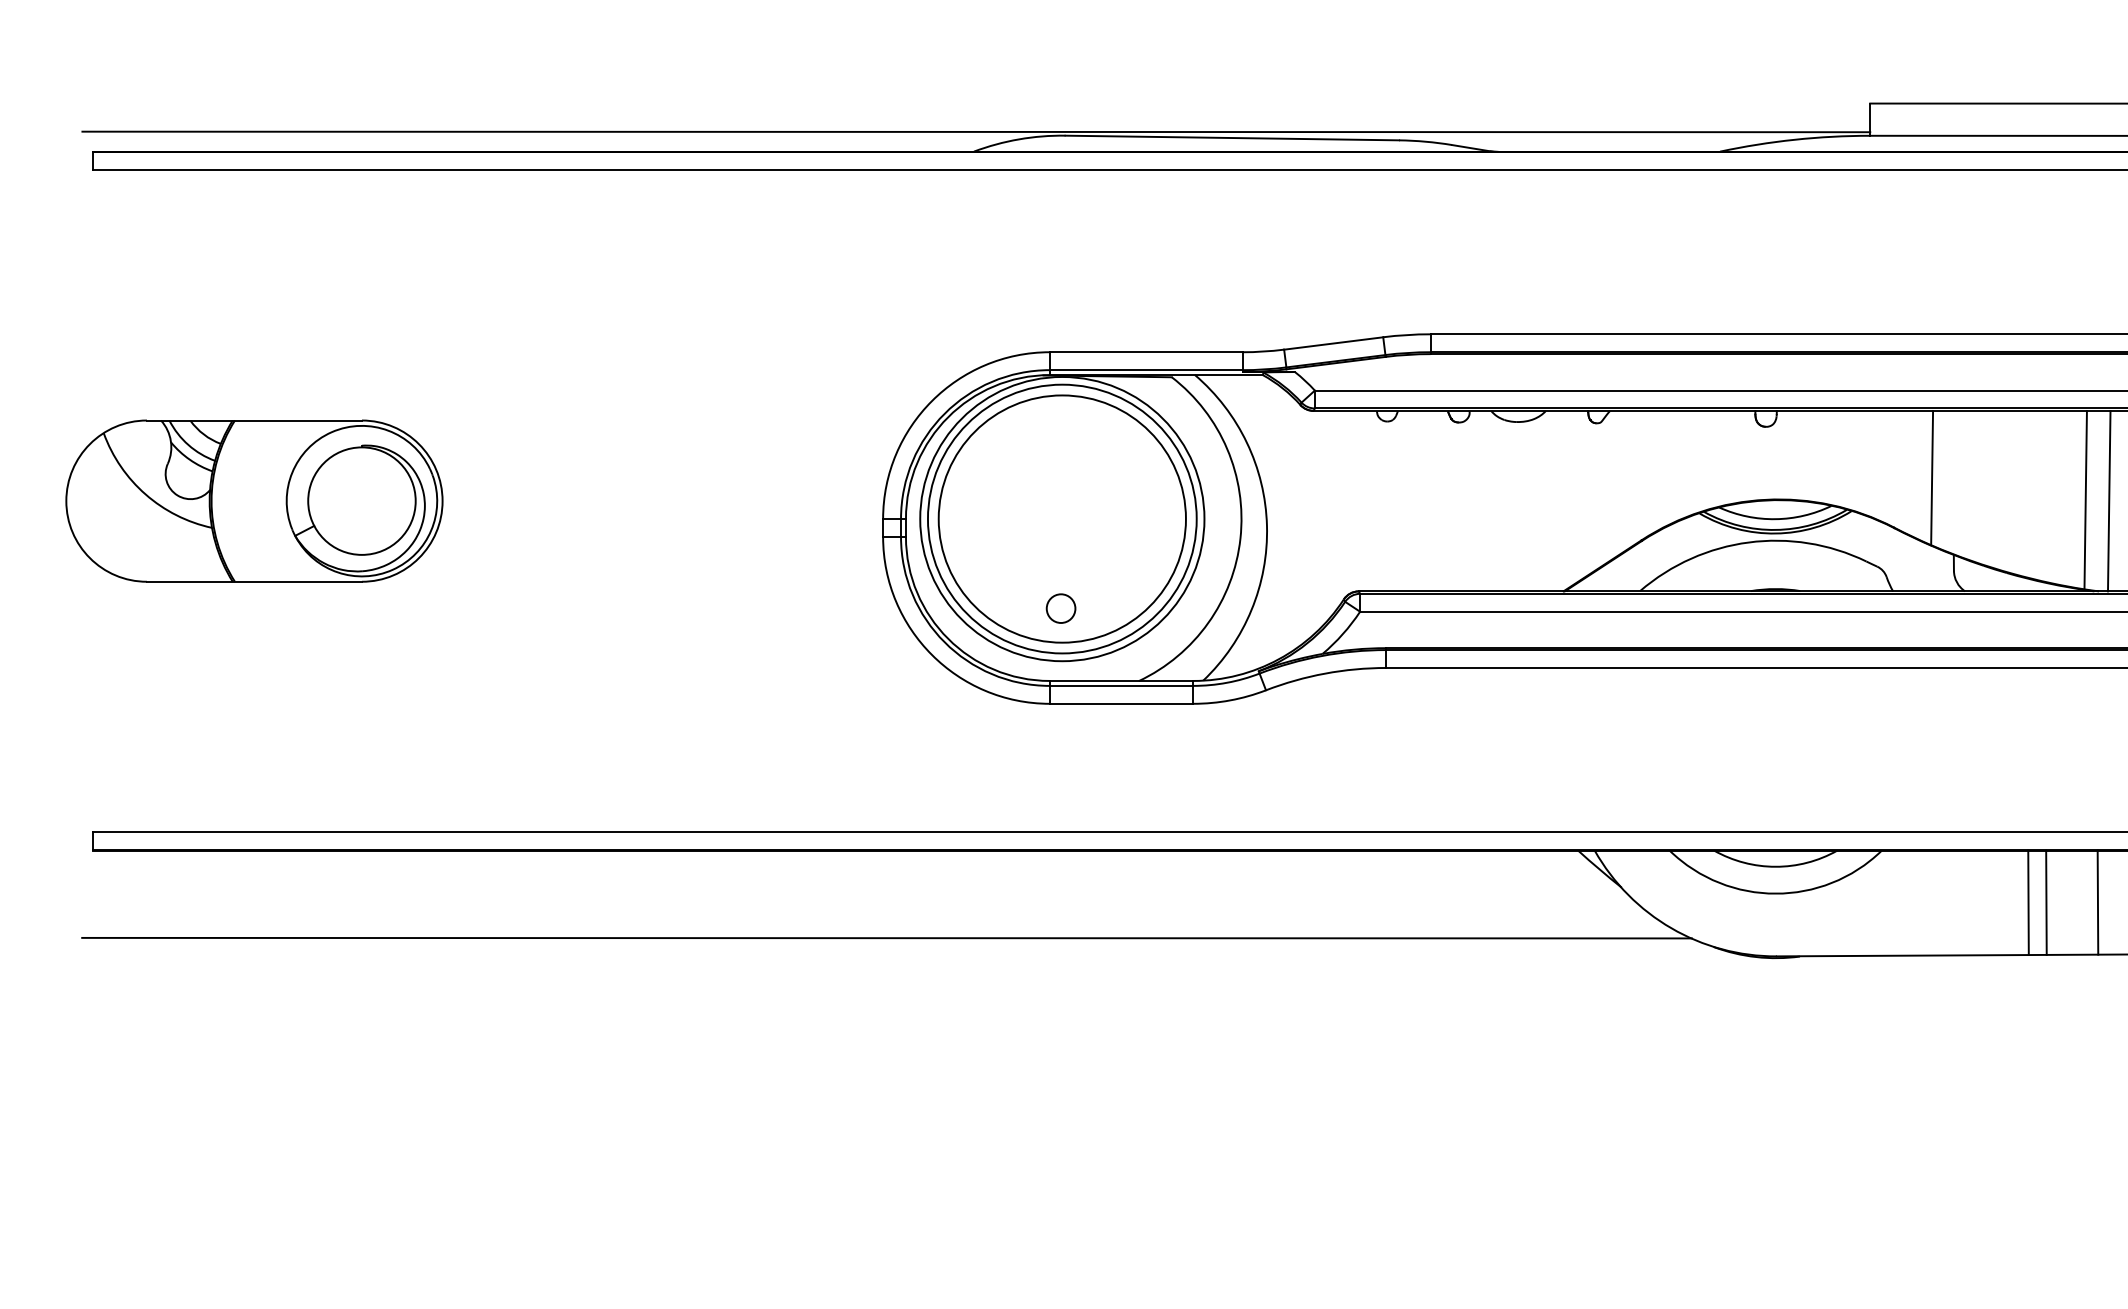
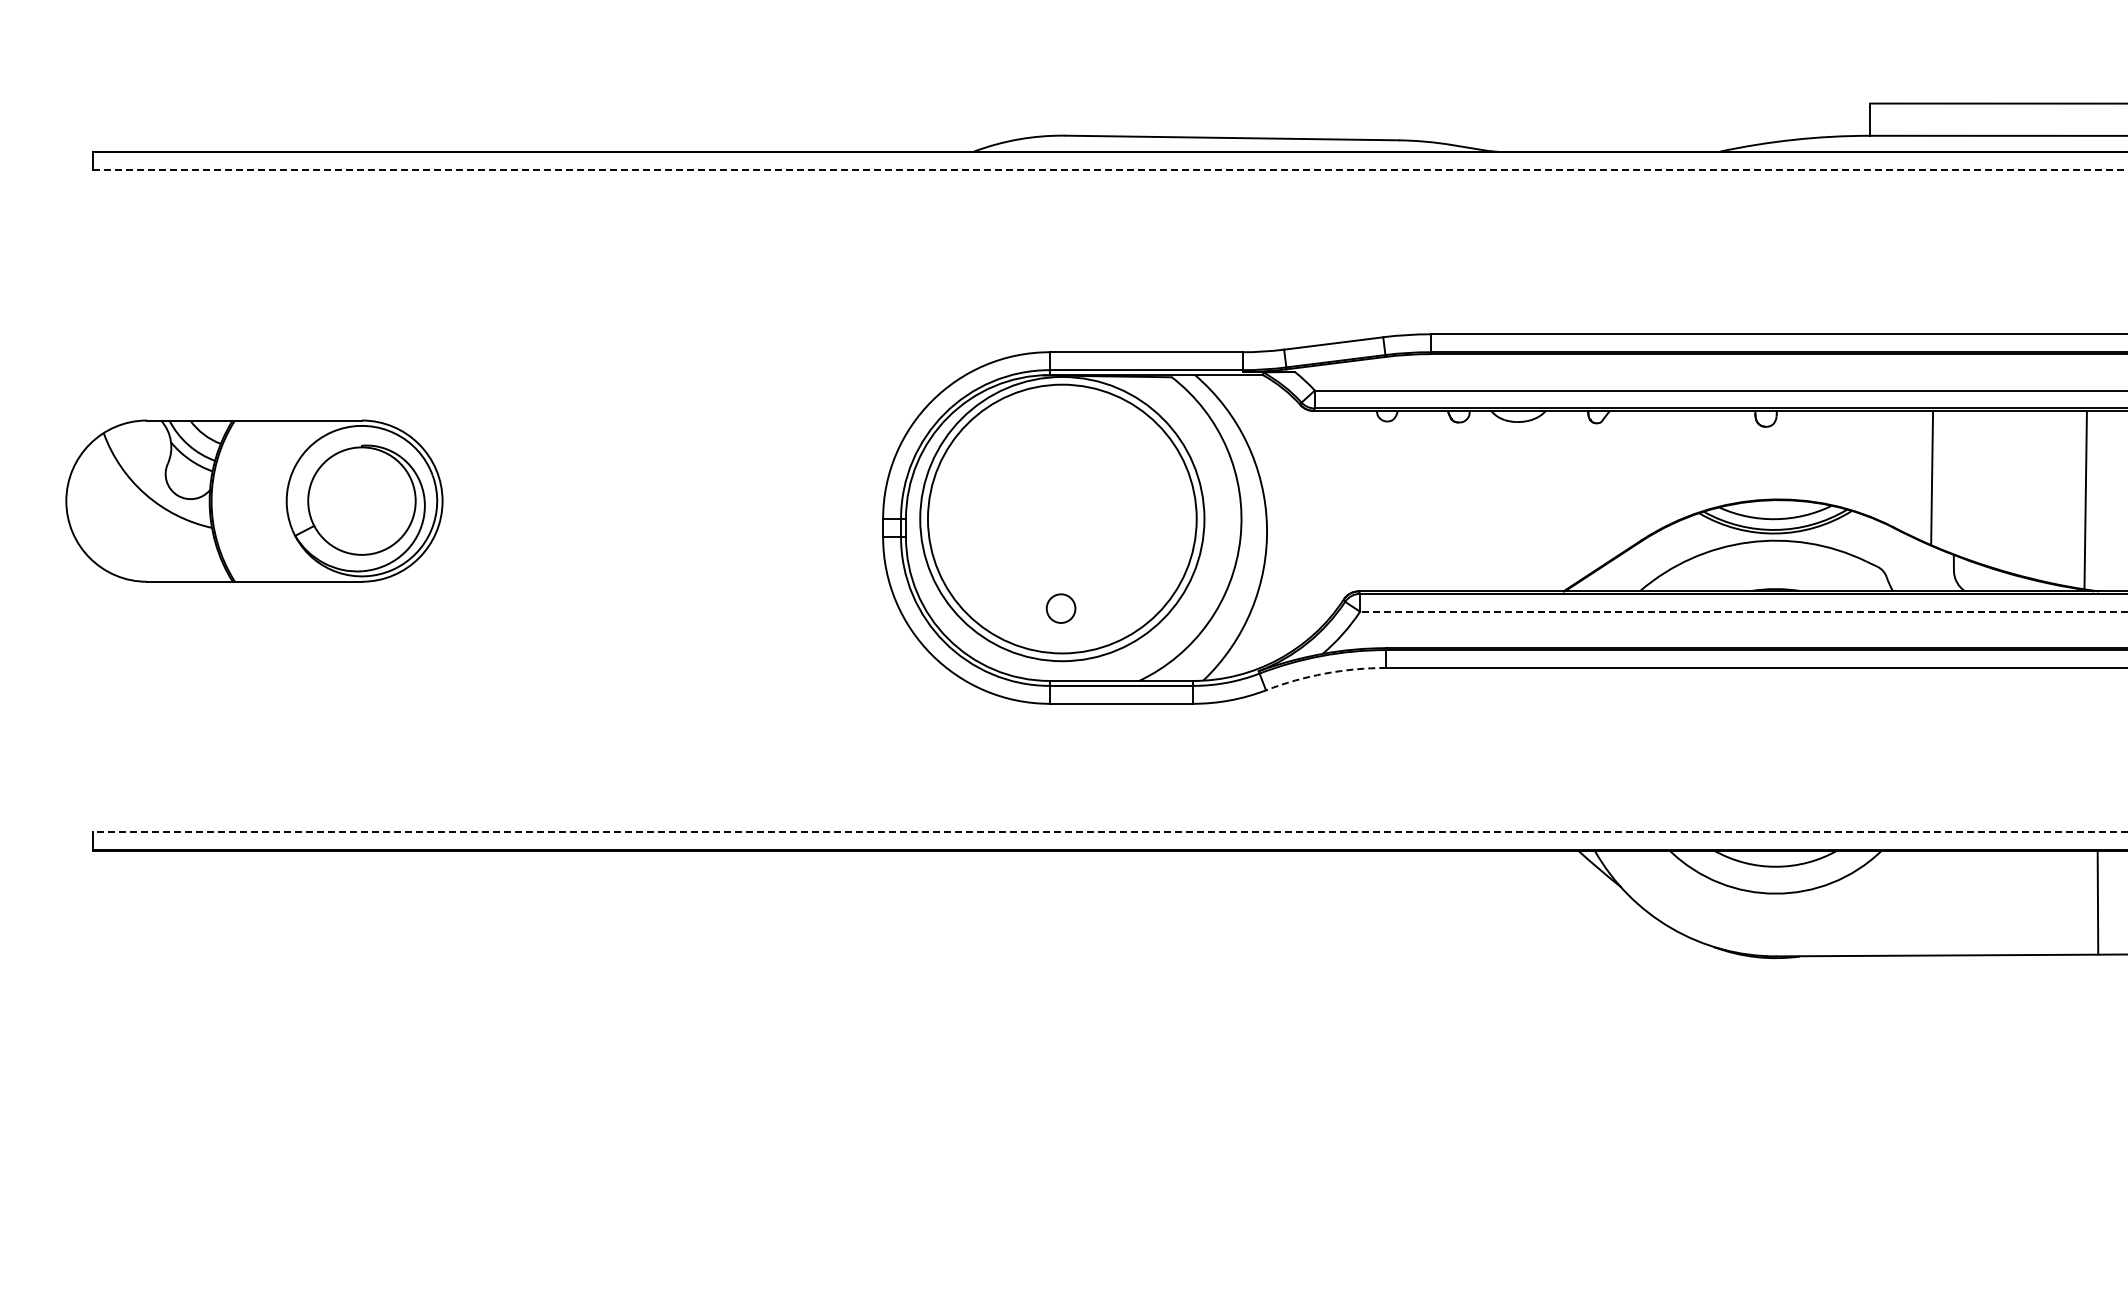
line: present -> none (976, 131)
line: solid -> dashed (1110, 170)
line: present -> none (2108, 500)
circle: present -> none (1061, 518)
line: solid -> dashed (1743, 611)
arc: solid -> dashed (1325, 673)
line: solid -> dashed (1109, 832)
line: present -> none (2028, 902)
line: present -> none (2046, 902)
line: present -> none (886, 937)
